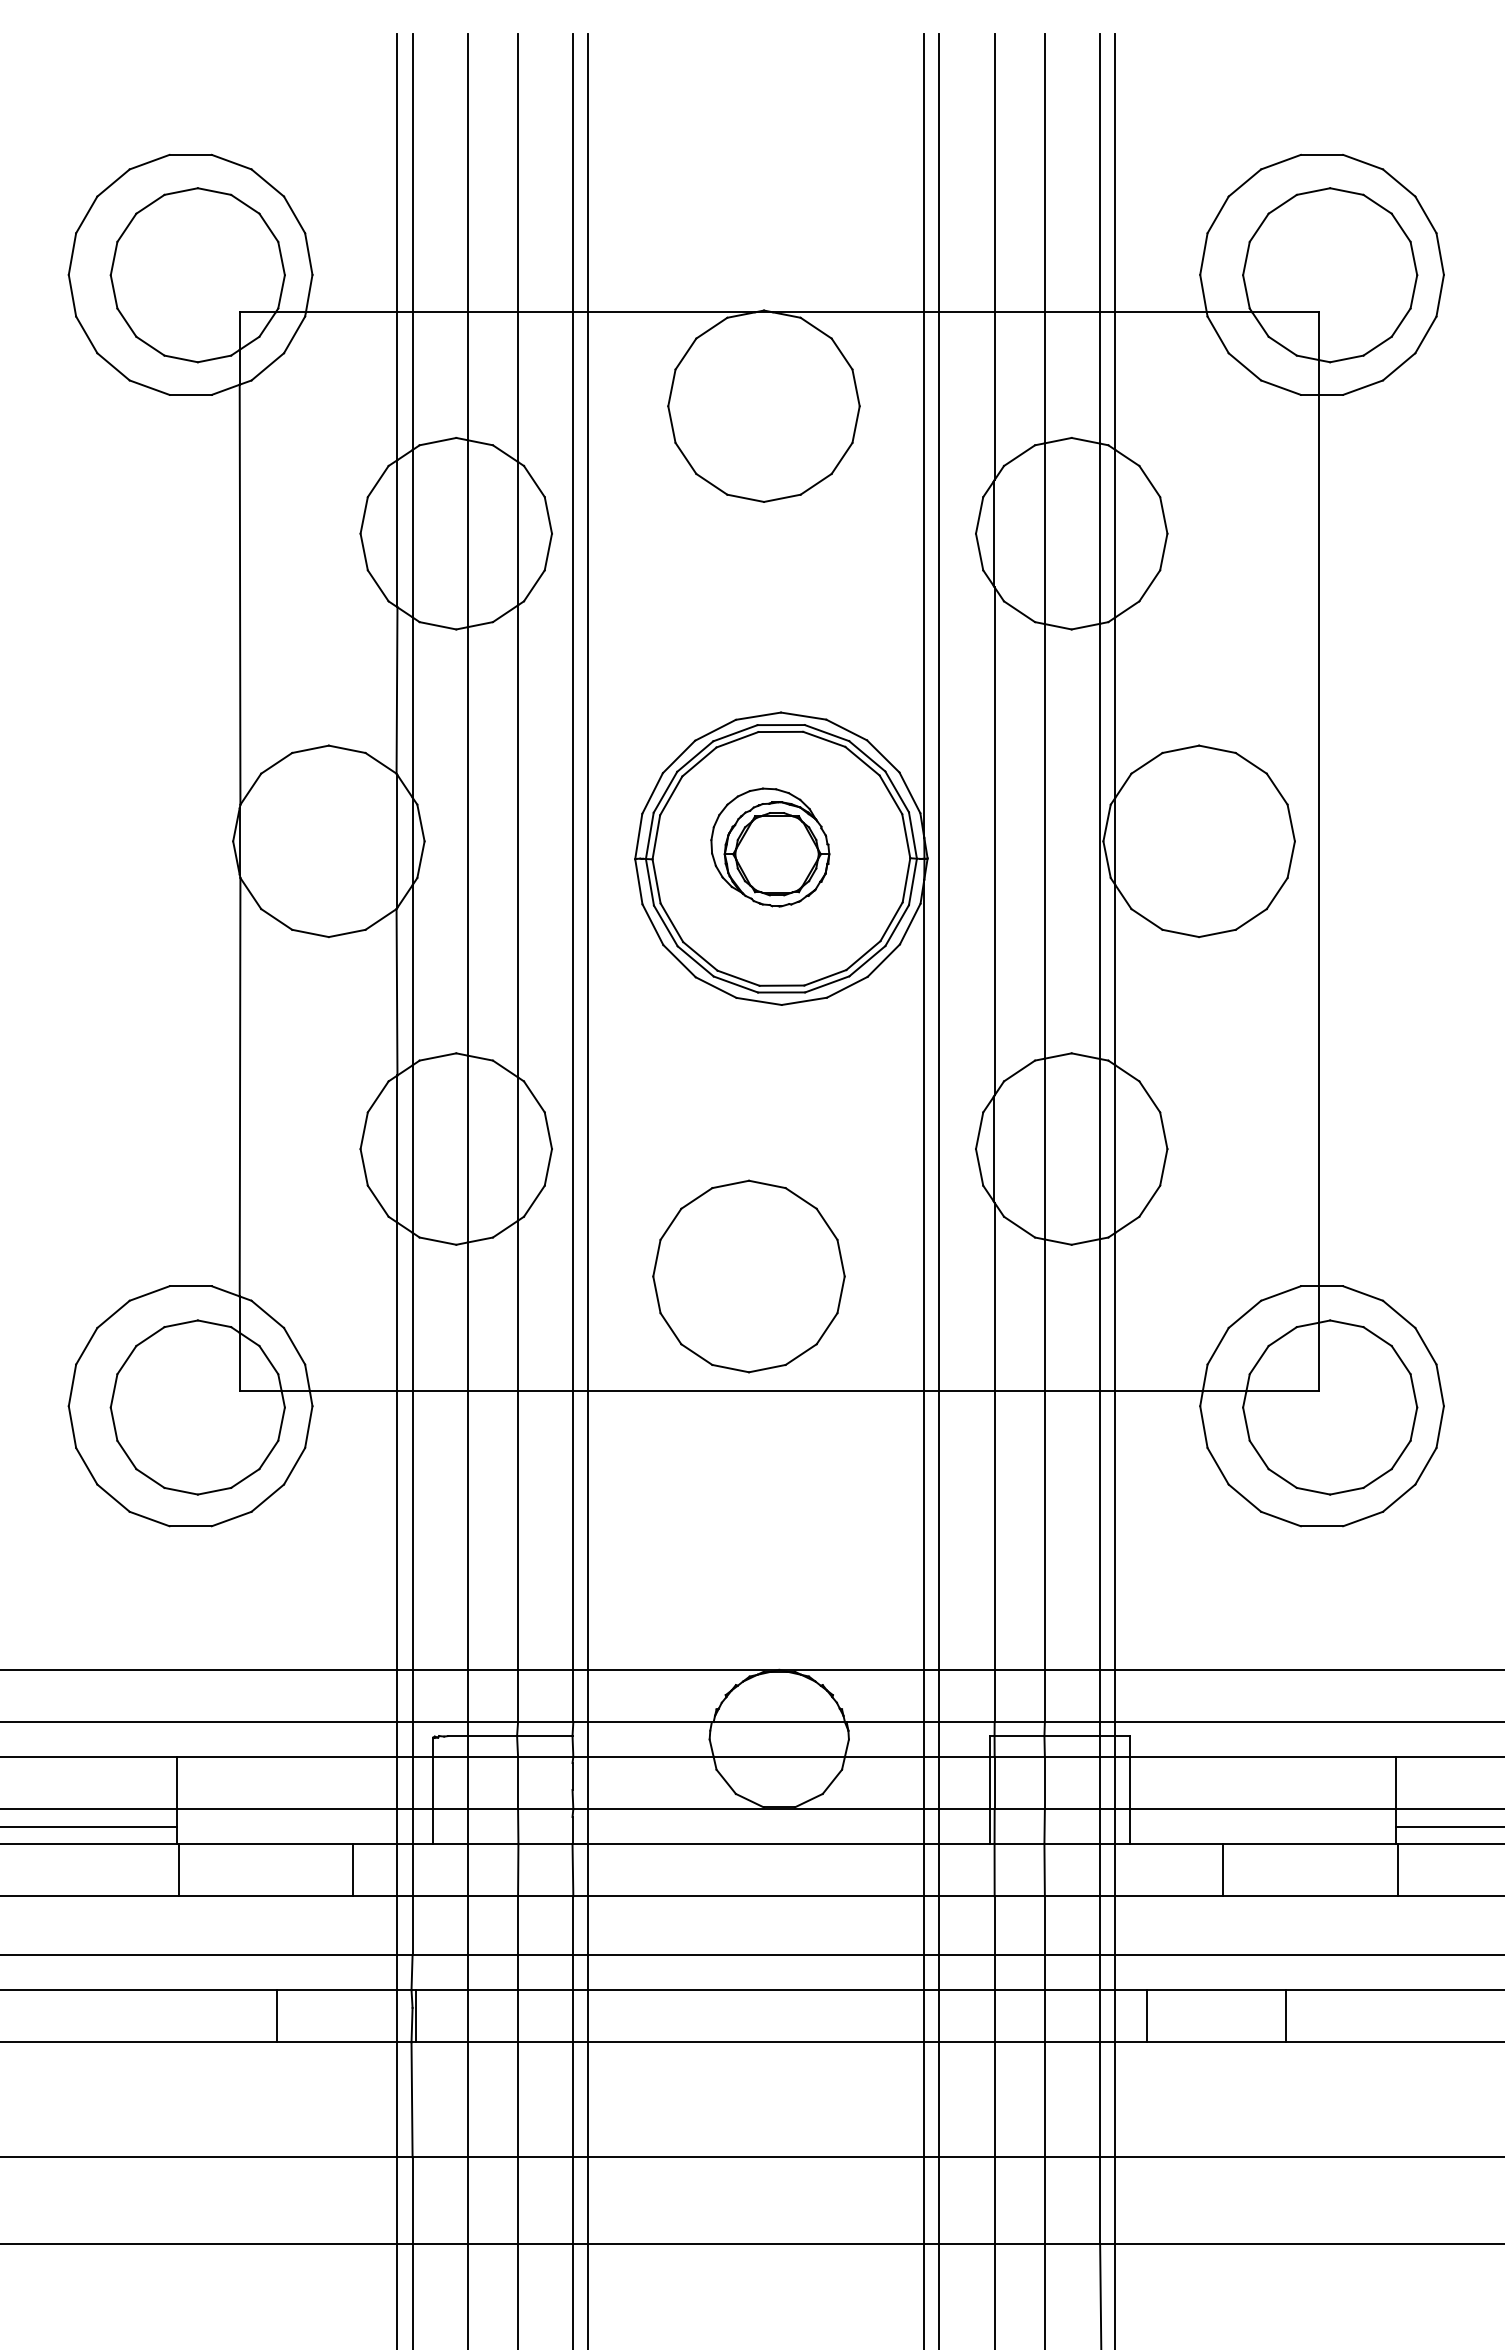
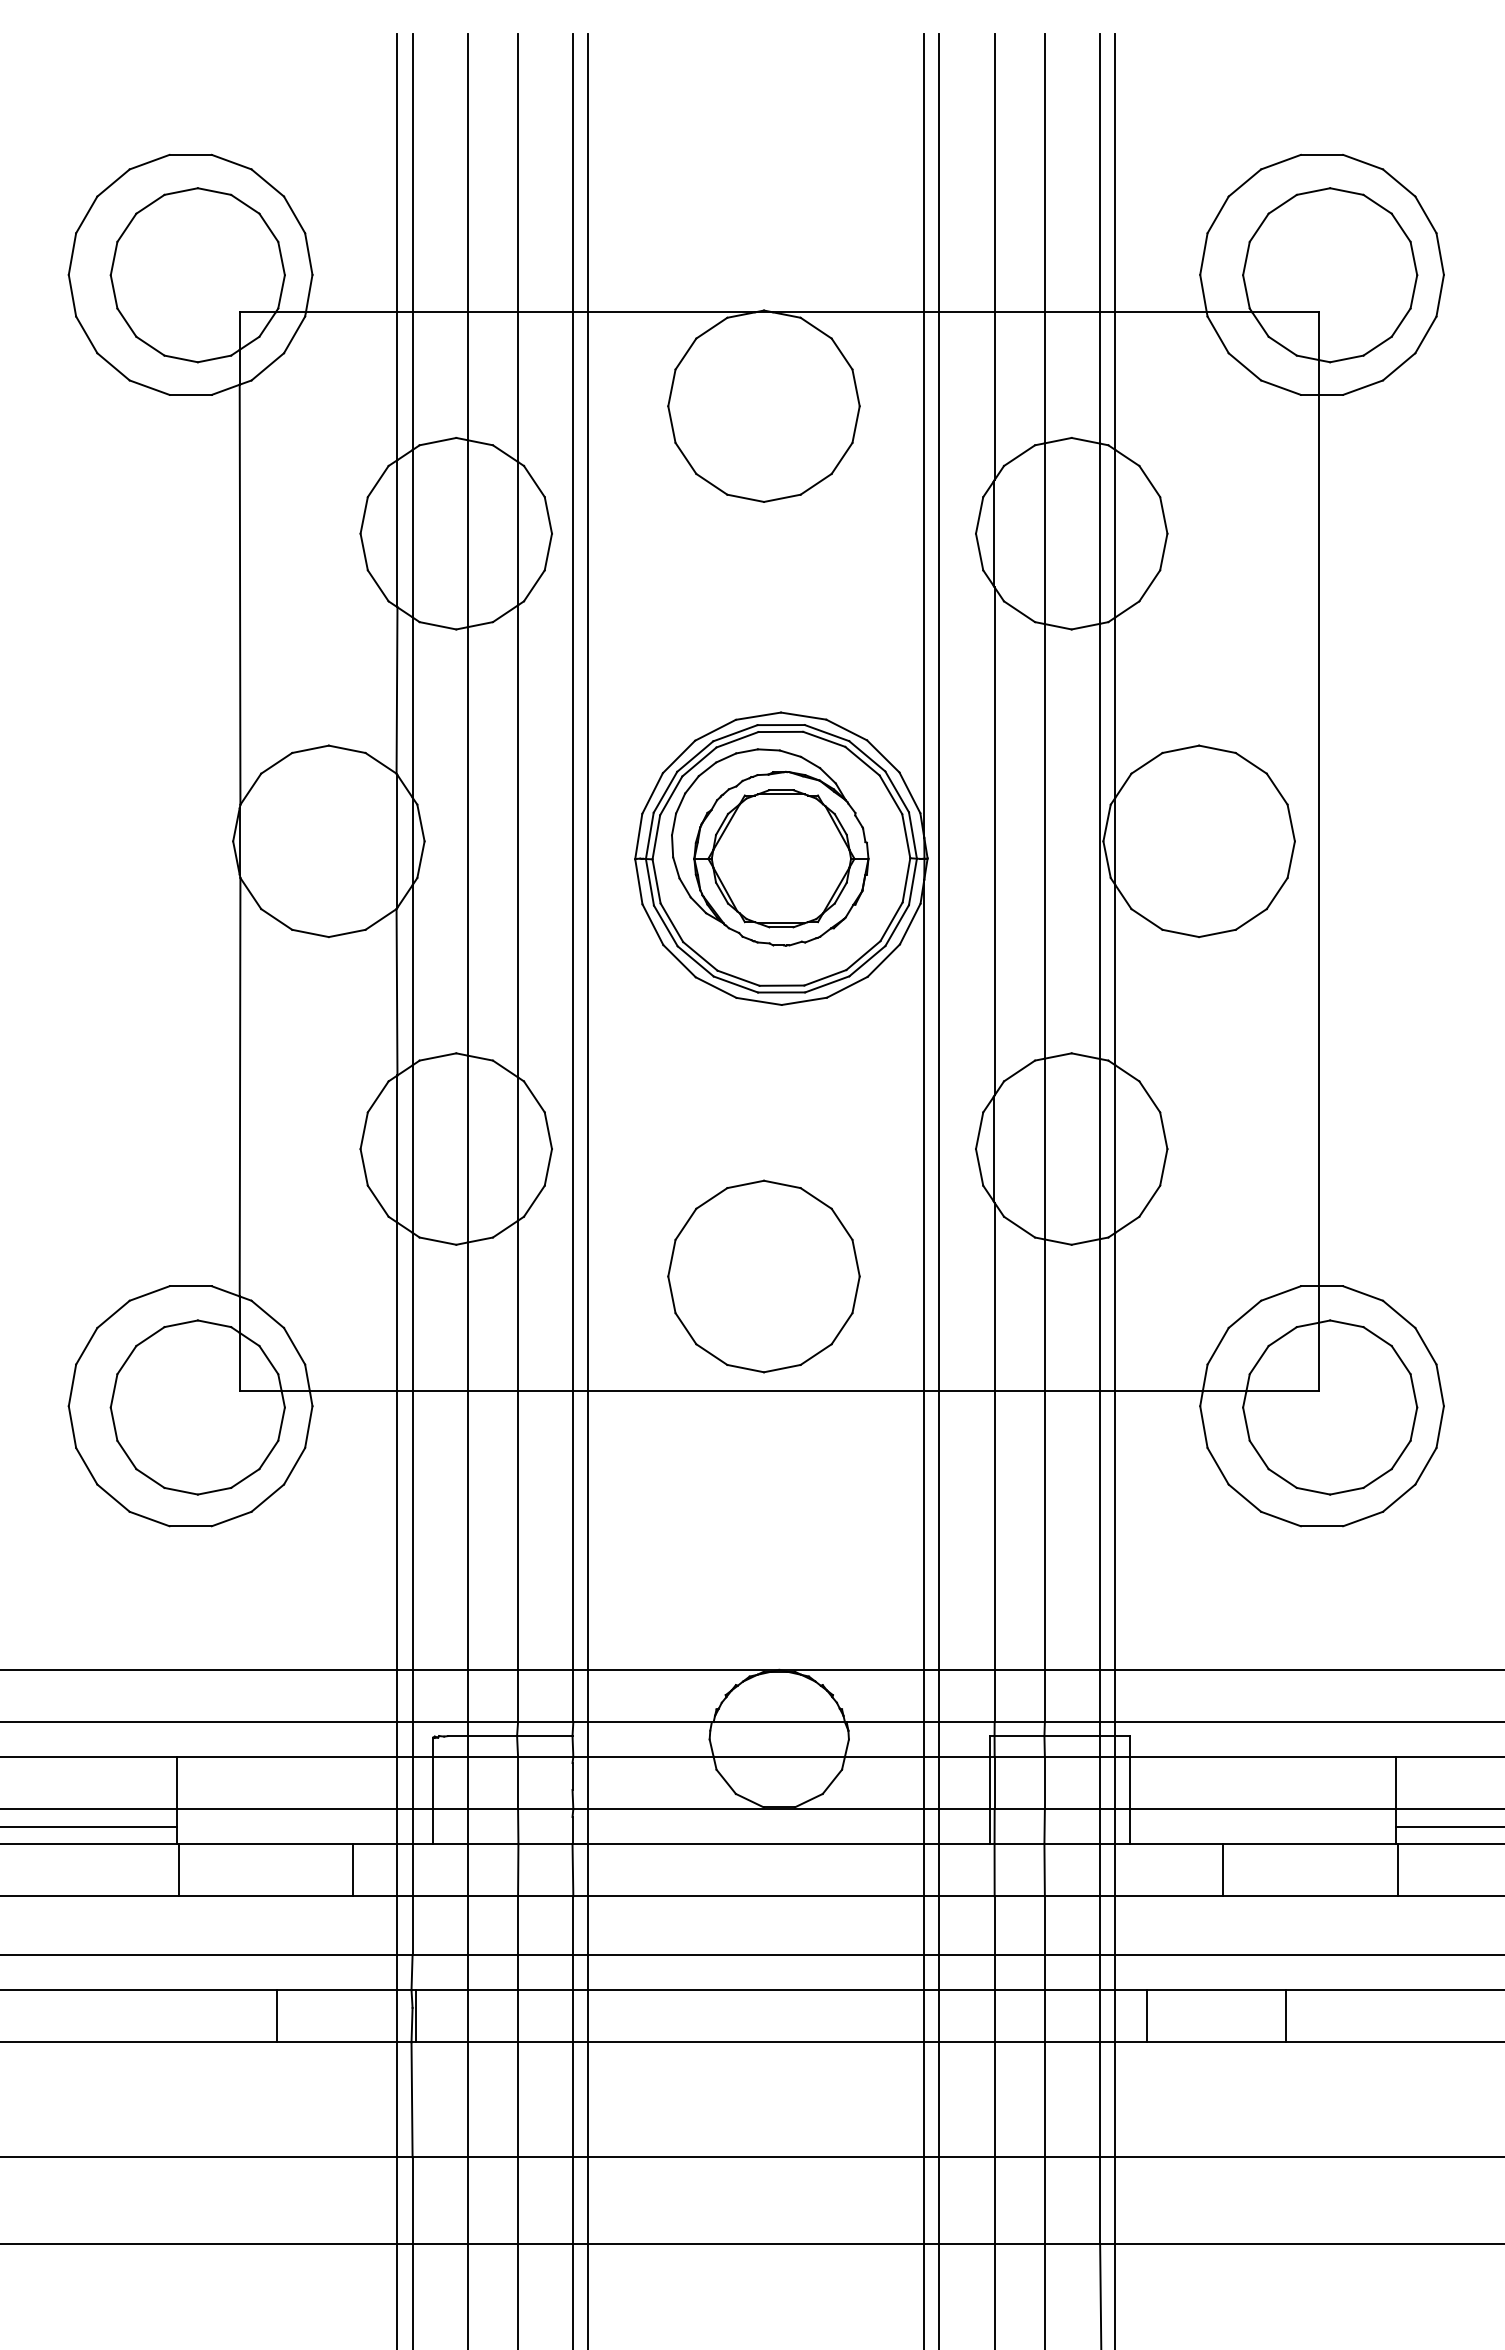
part size: 121x121 px -> 199x199 px (770, 847)
part position: (748, 1276) -> (763, 1276) (763, 1276)
